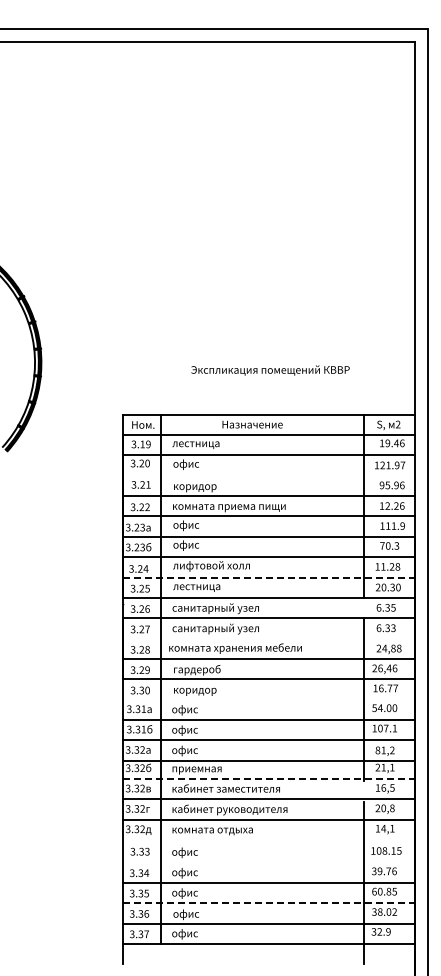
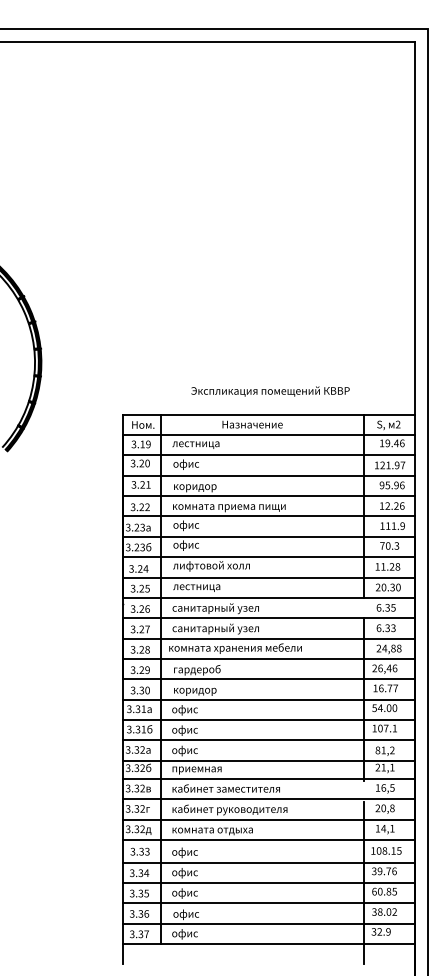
text position: (270, 370) -> (270, 391) (270, 391)
line: none -> present (268, 475)
line: dashed -> solid (269, 577)
line: none -> present (268, 638)
line: none -> present (268, 699)
line: dashed -> solid (269, 779)
line: none -> present (268, 840)
line: none -> present (268, 862)
line: dashed -> solid (269, 903)
